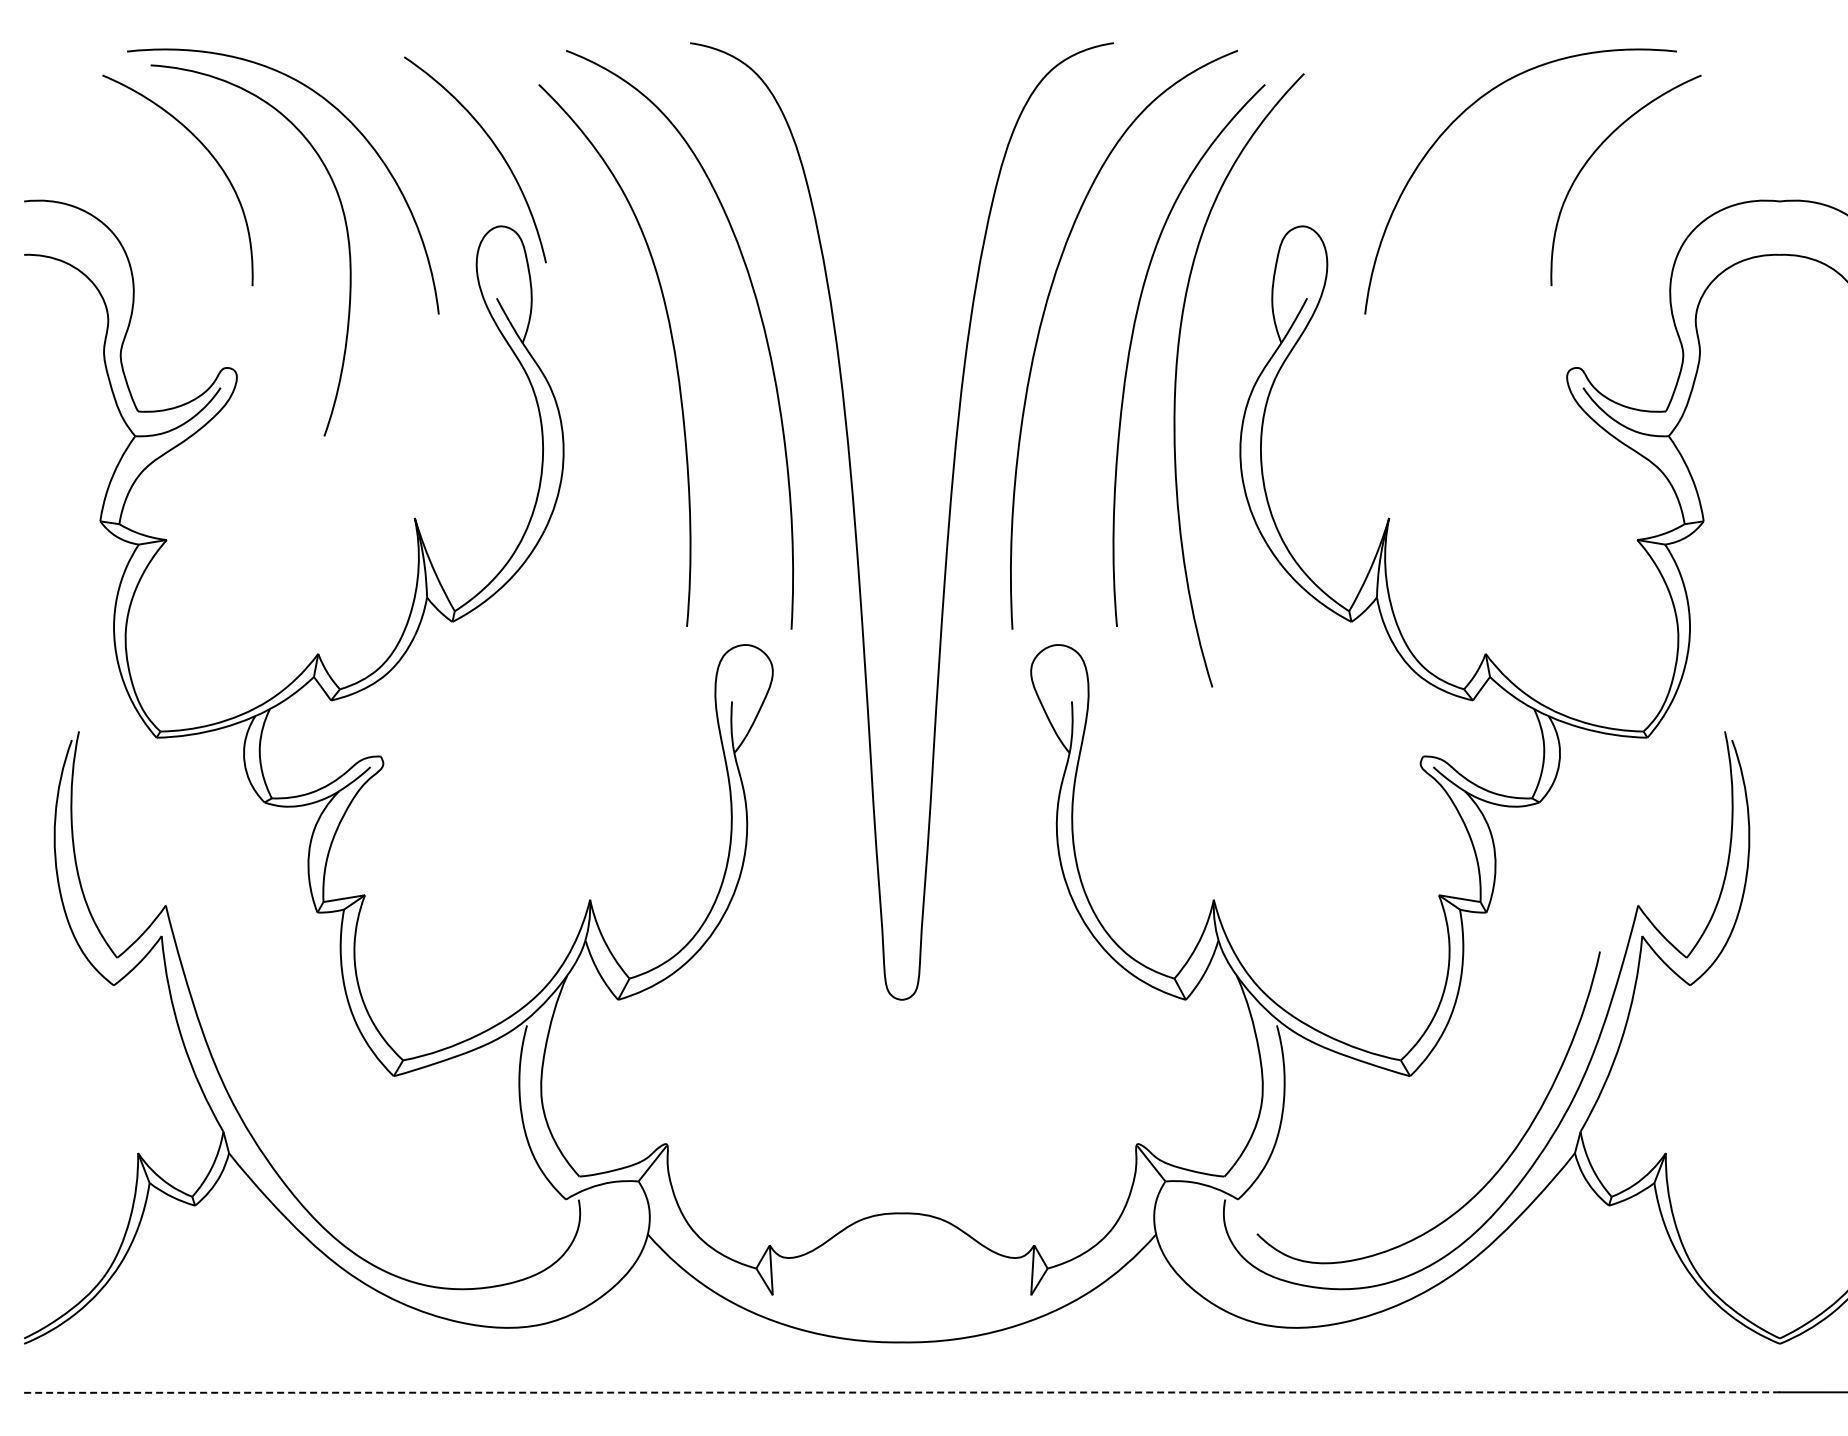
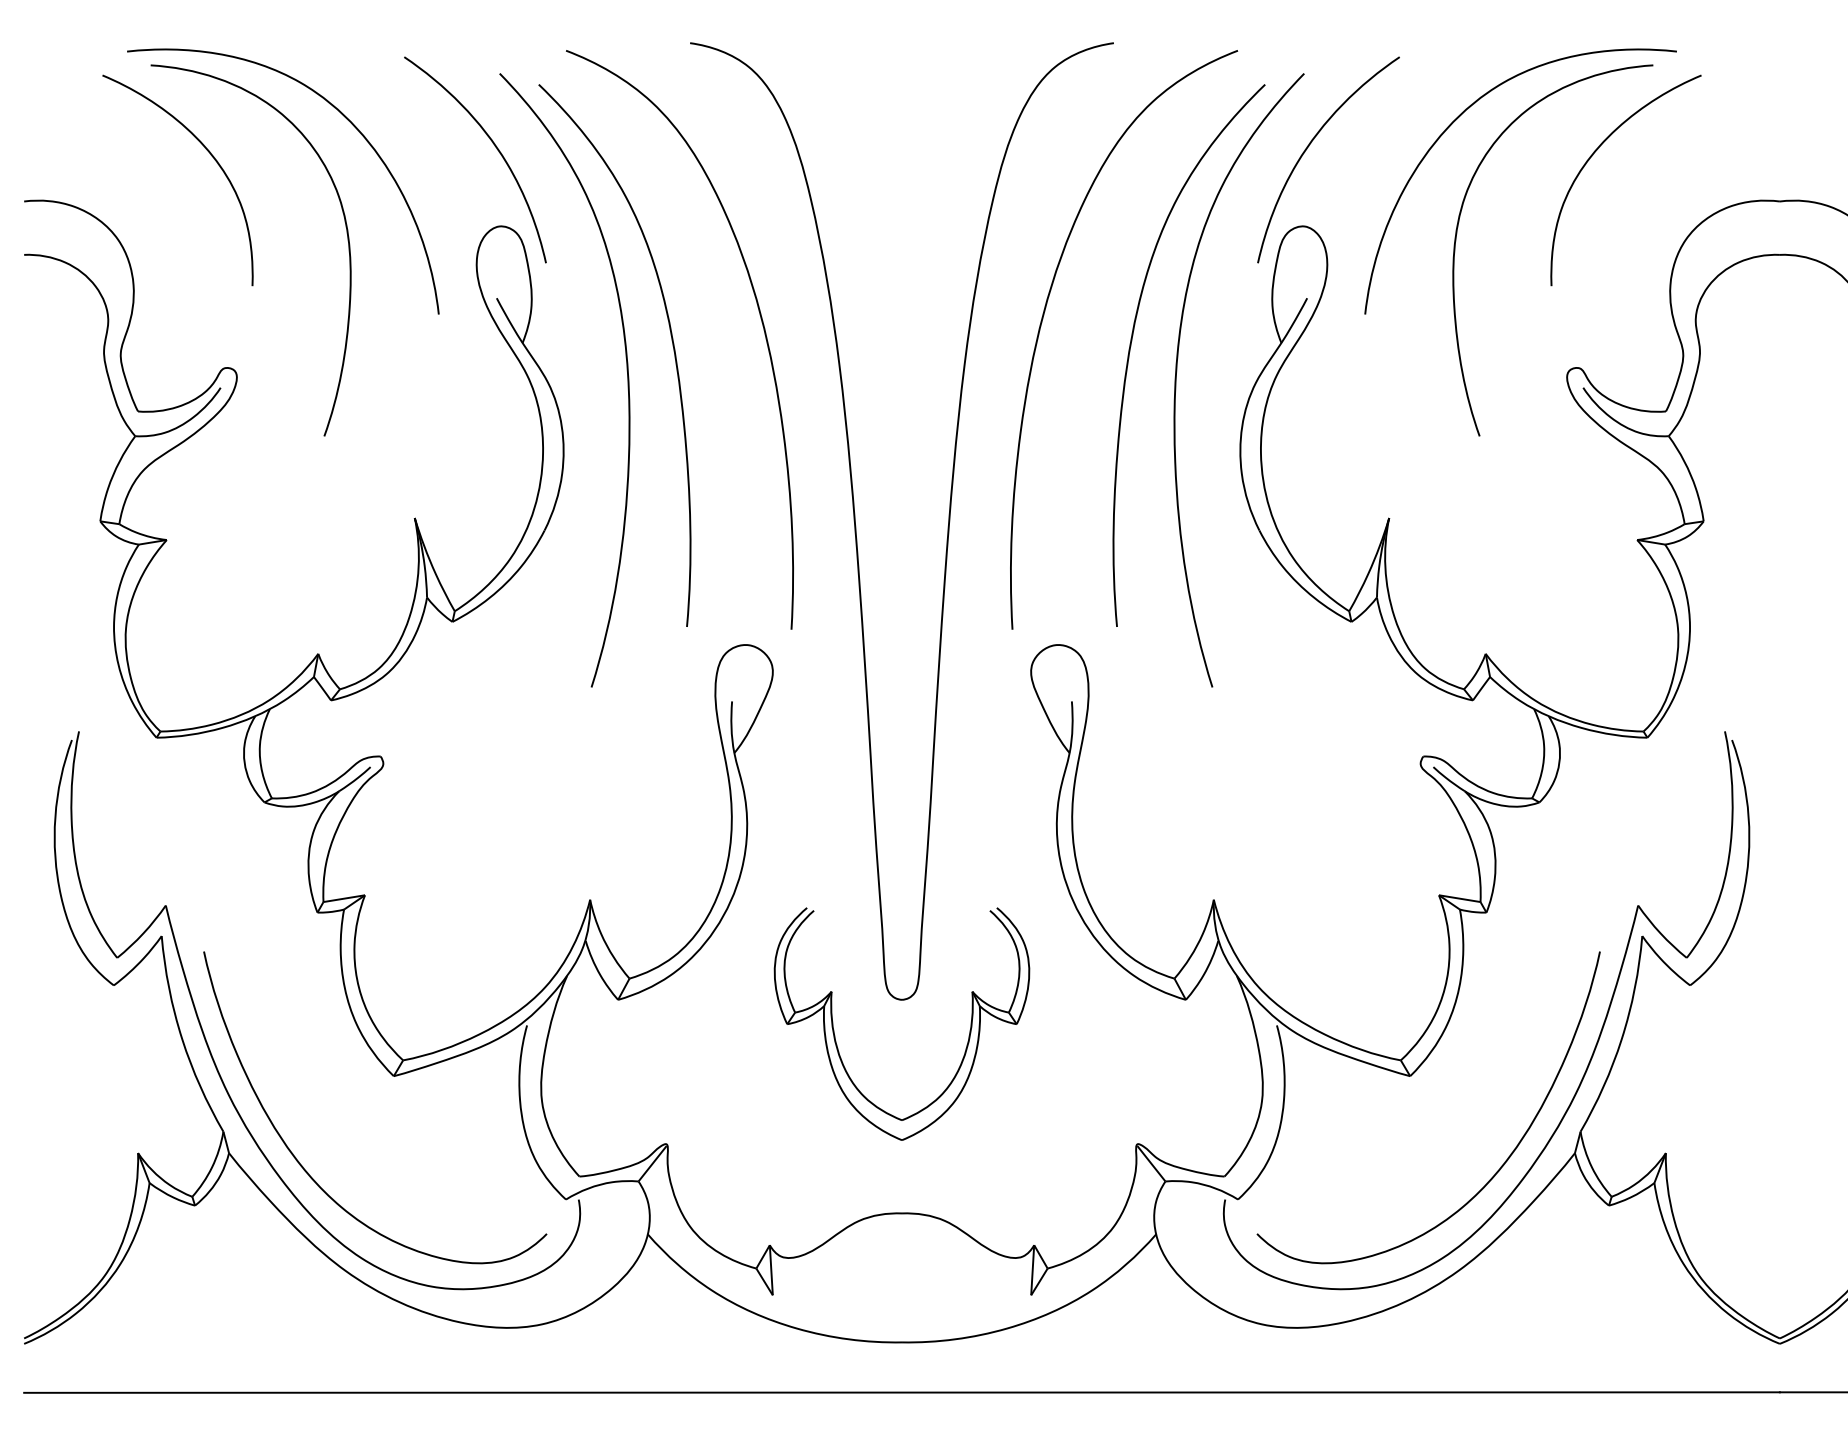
curve: none -> present (1309, 146)
curve: none -> present (1456, 241)
curve: none -> present (626, 370)
part: none -> present (835, 1035)
curve: none -> present (303, 1166)
line: dashed -> solid (902, 1392)
